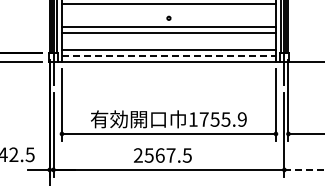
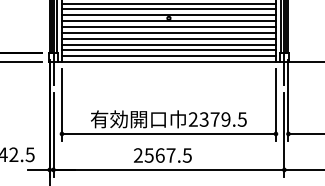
line: none -> present (168, 9)
line: none -> present (168, 15)
line: none -> present (168, 21)
line: none -> present (168, 38)
line: none -> present (168, 44)
line: dashed -> solid (168, 56)
text: 1755.9 -> 2379.5 (217, 119)
line: dashed -> solid (304, 169)
